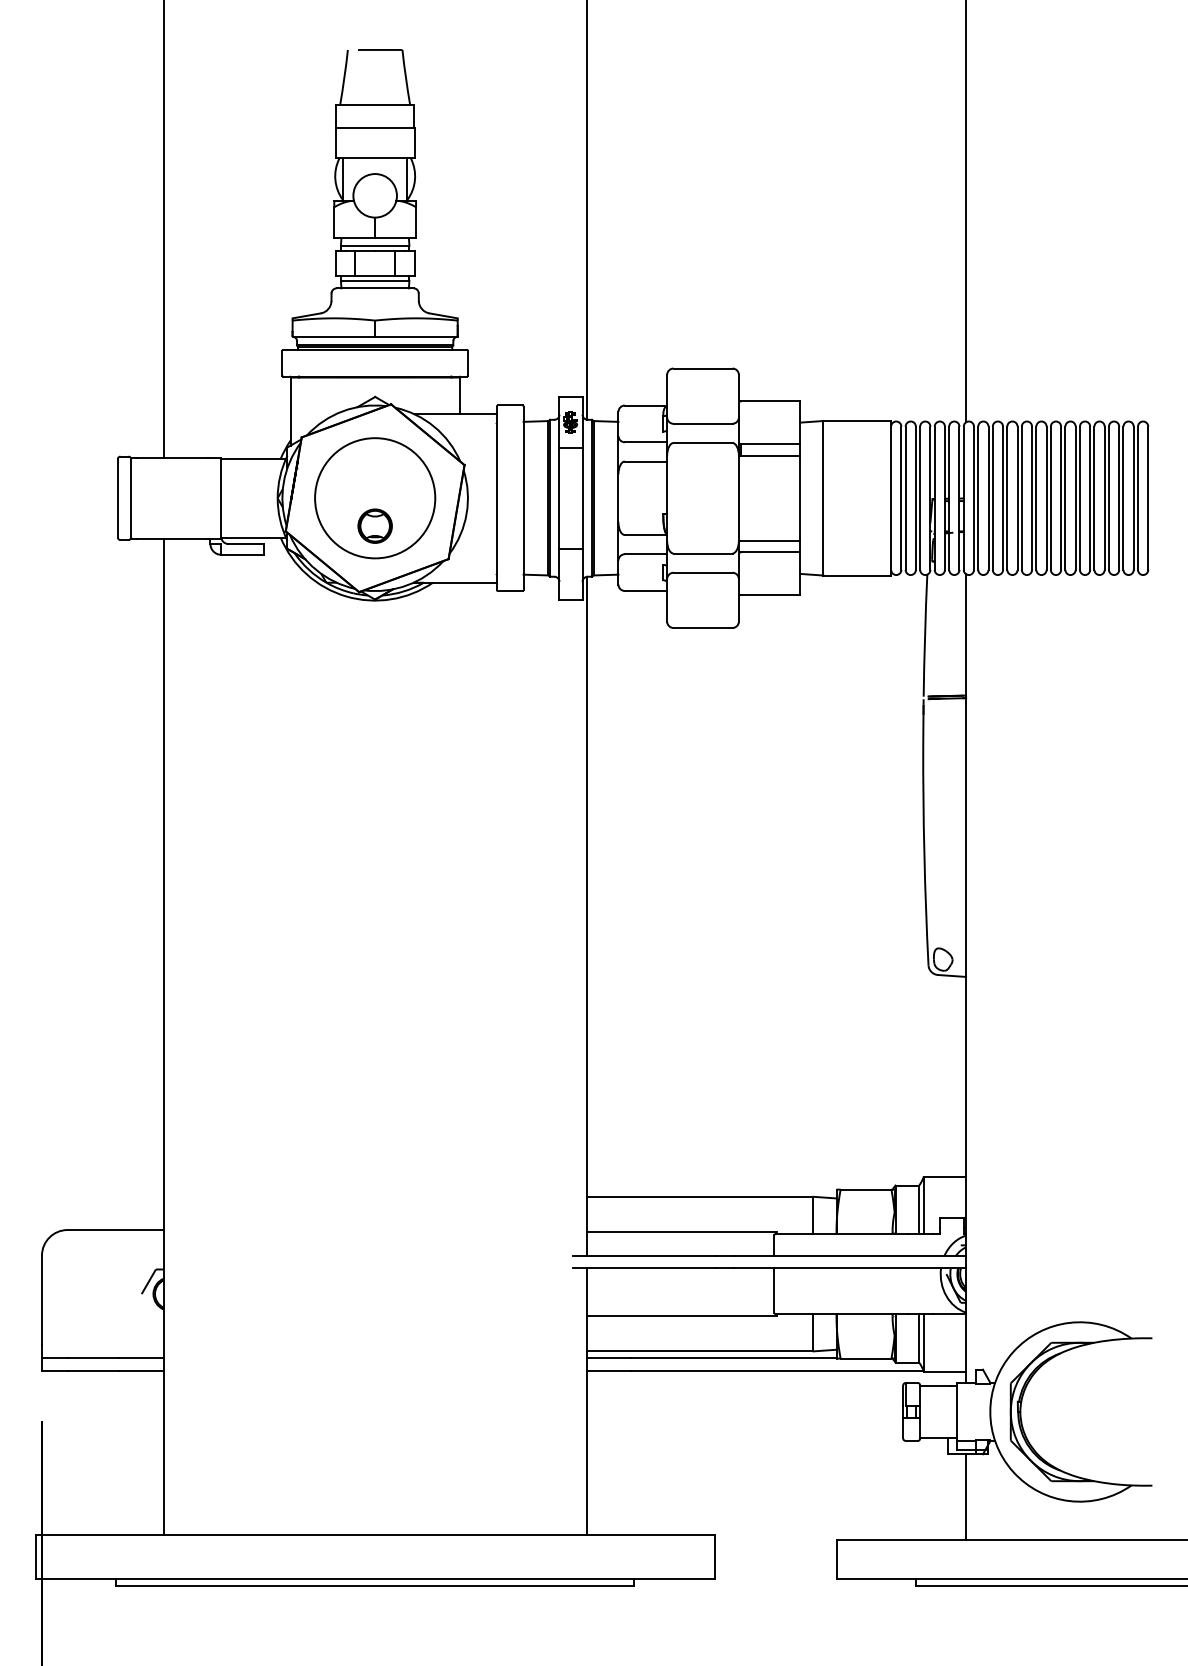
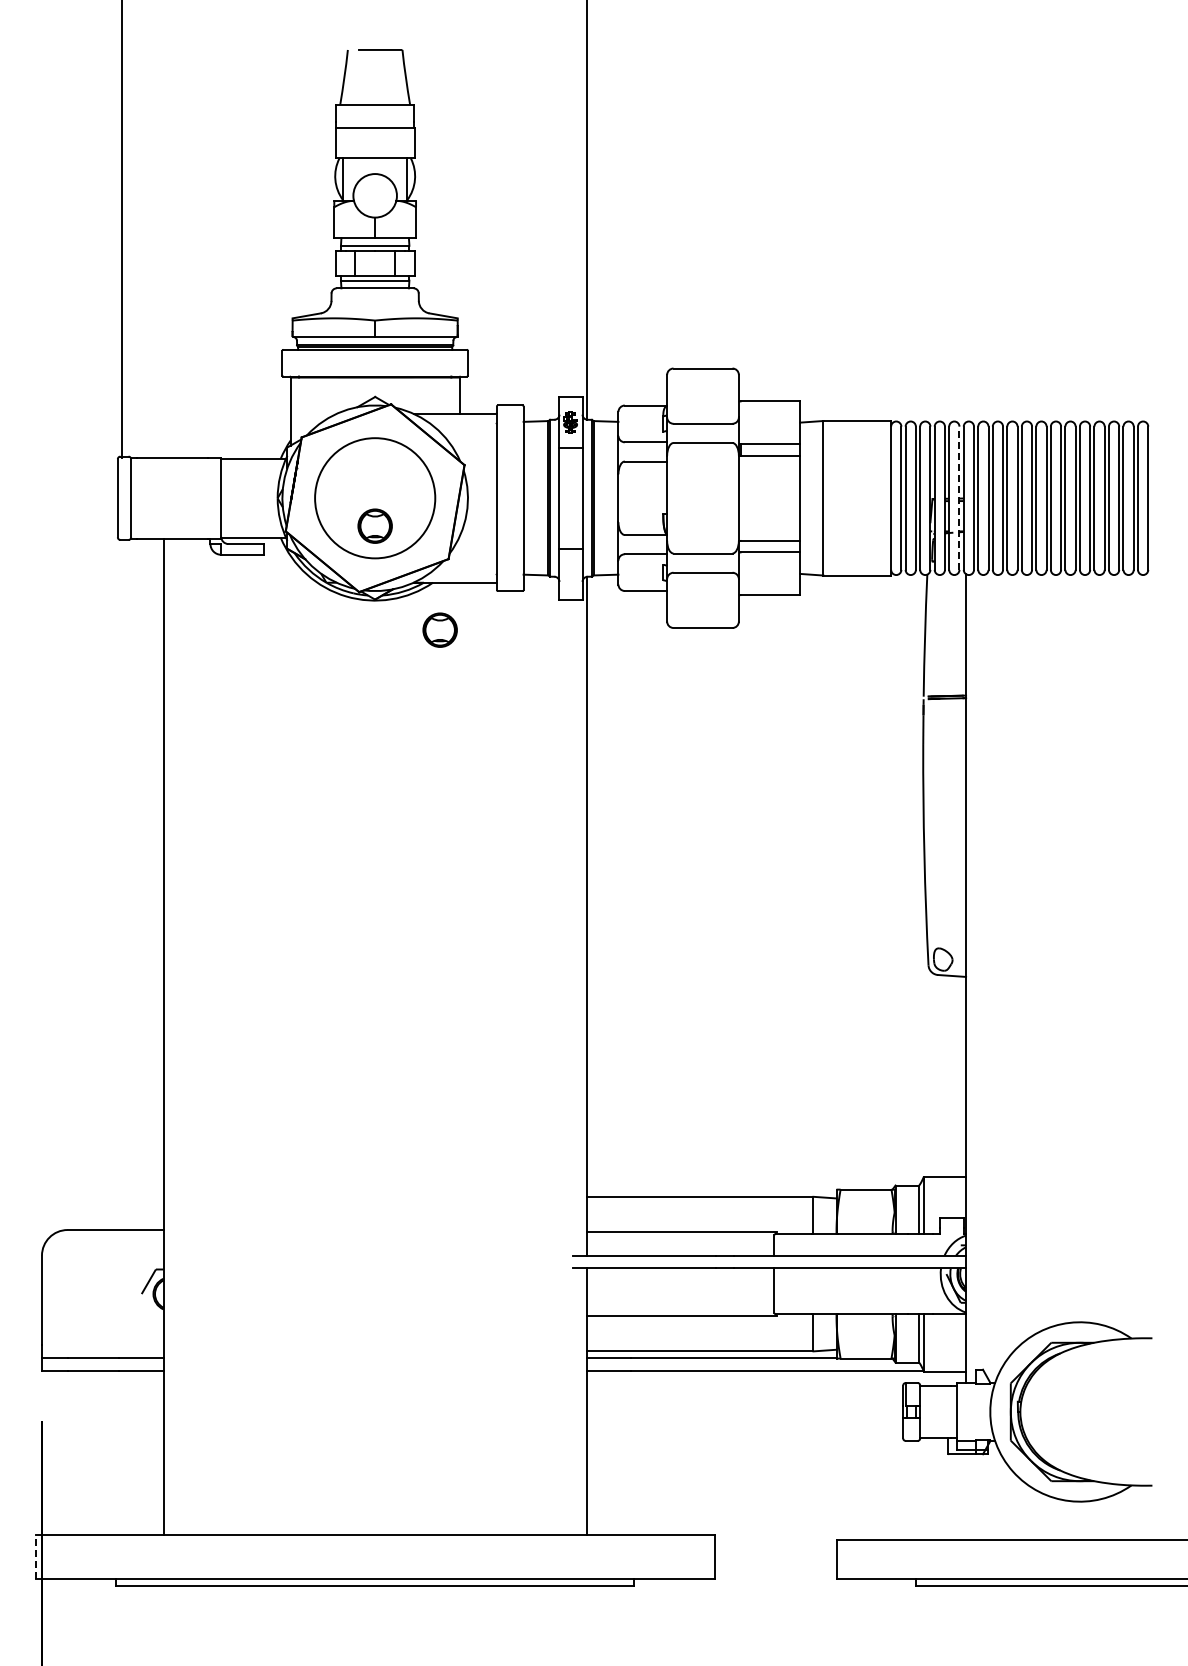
line: present -> none (966, 212)
line position: (163, 229) -> (121, 229) (121, 229)
line: solid -> dashed (959, 498)
part: none -> present (439, 629)
line: present -> none (966, 1497)
line: solid -> dashed (35, 1556)
